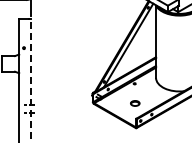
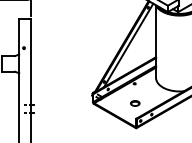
line: dashed -> solid (30, 80)
